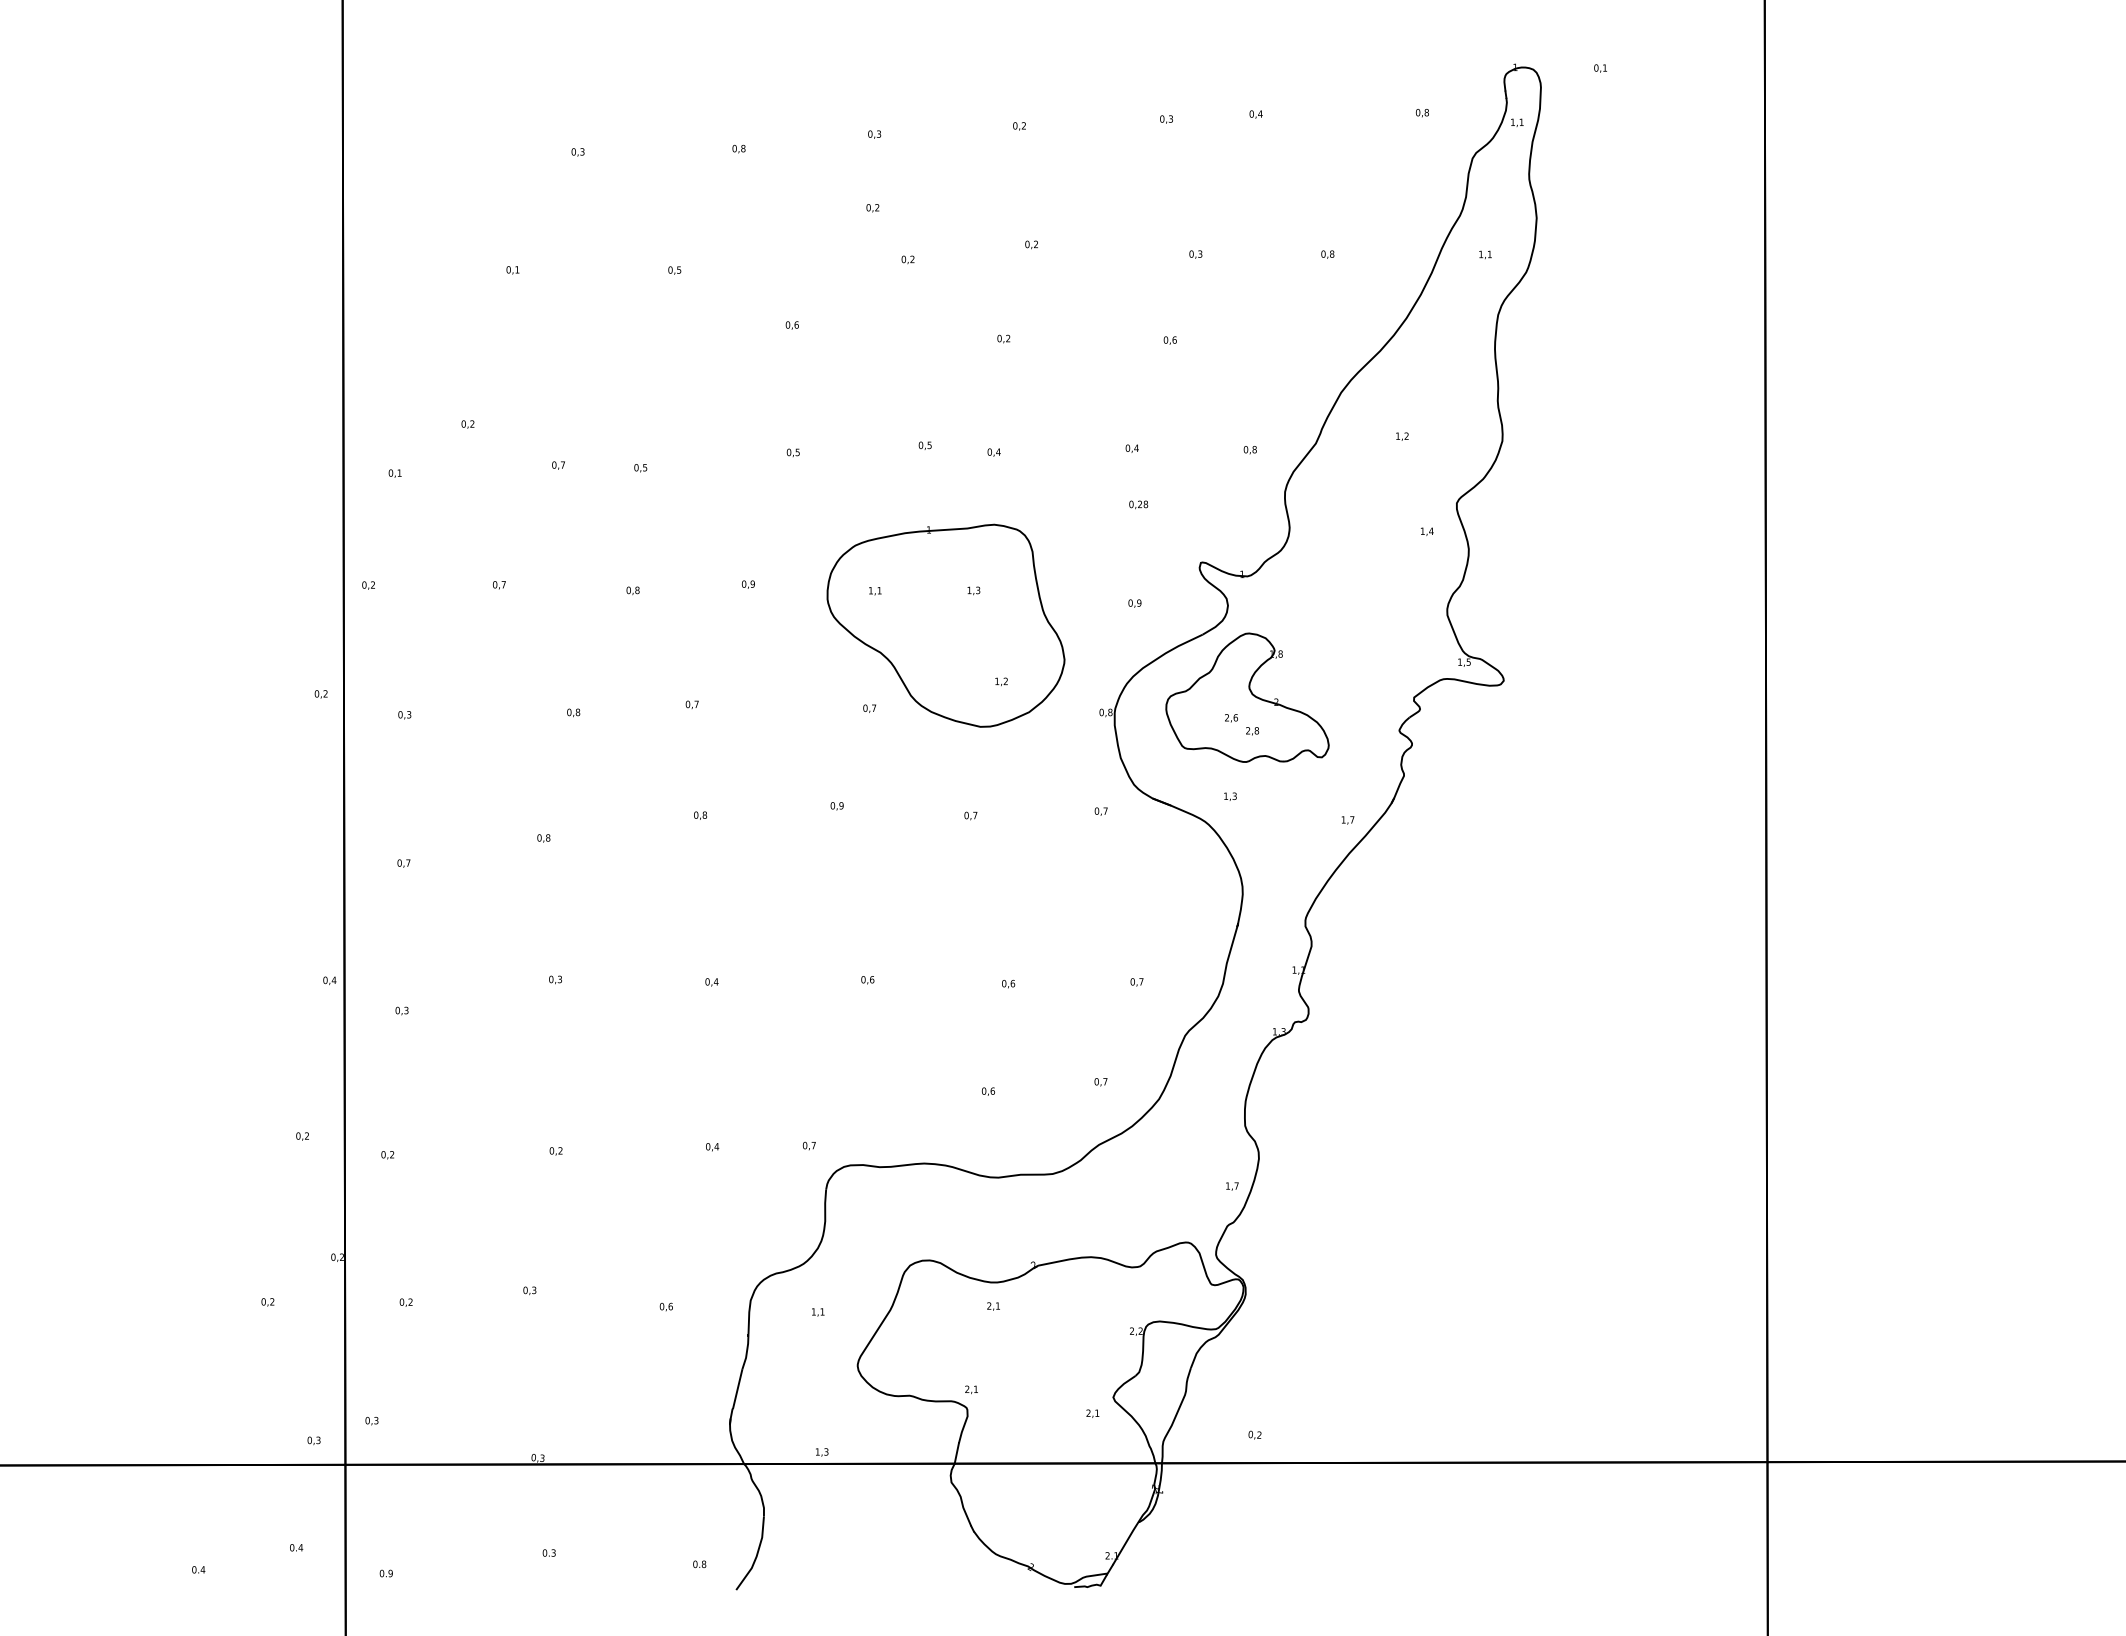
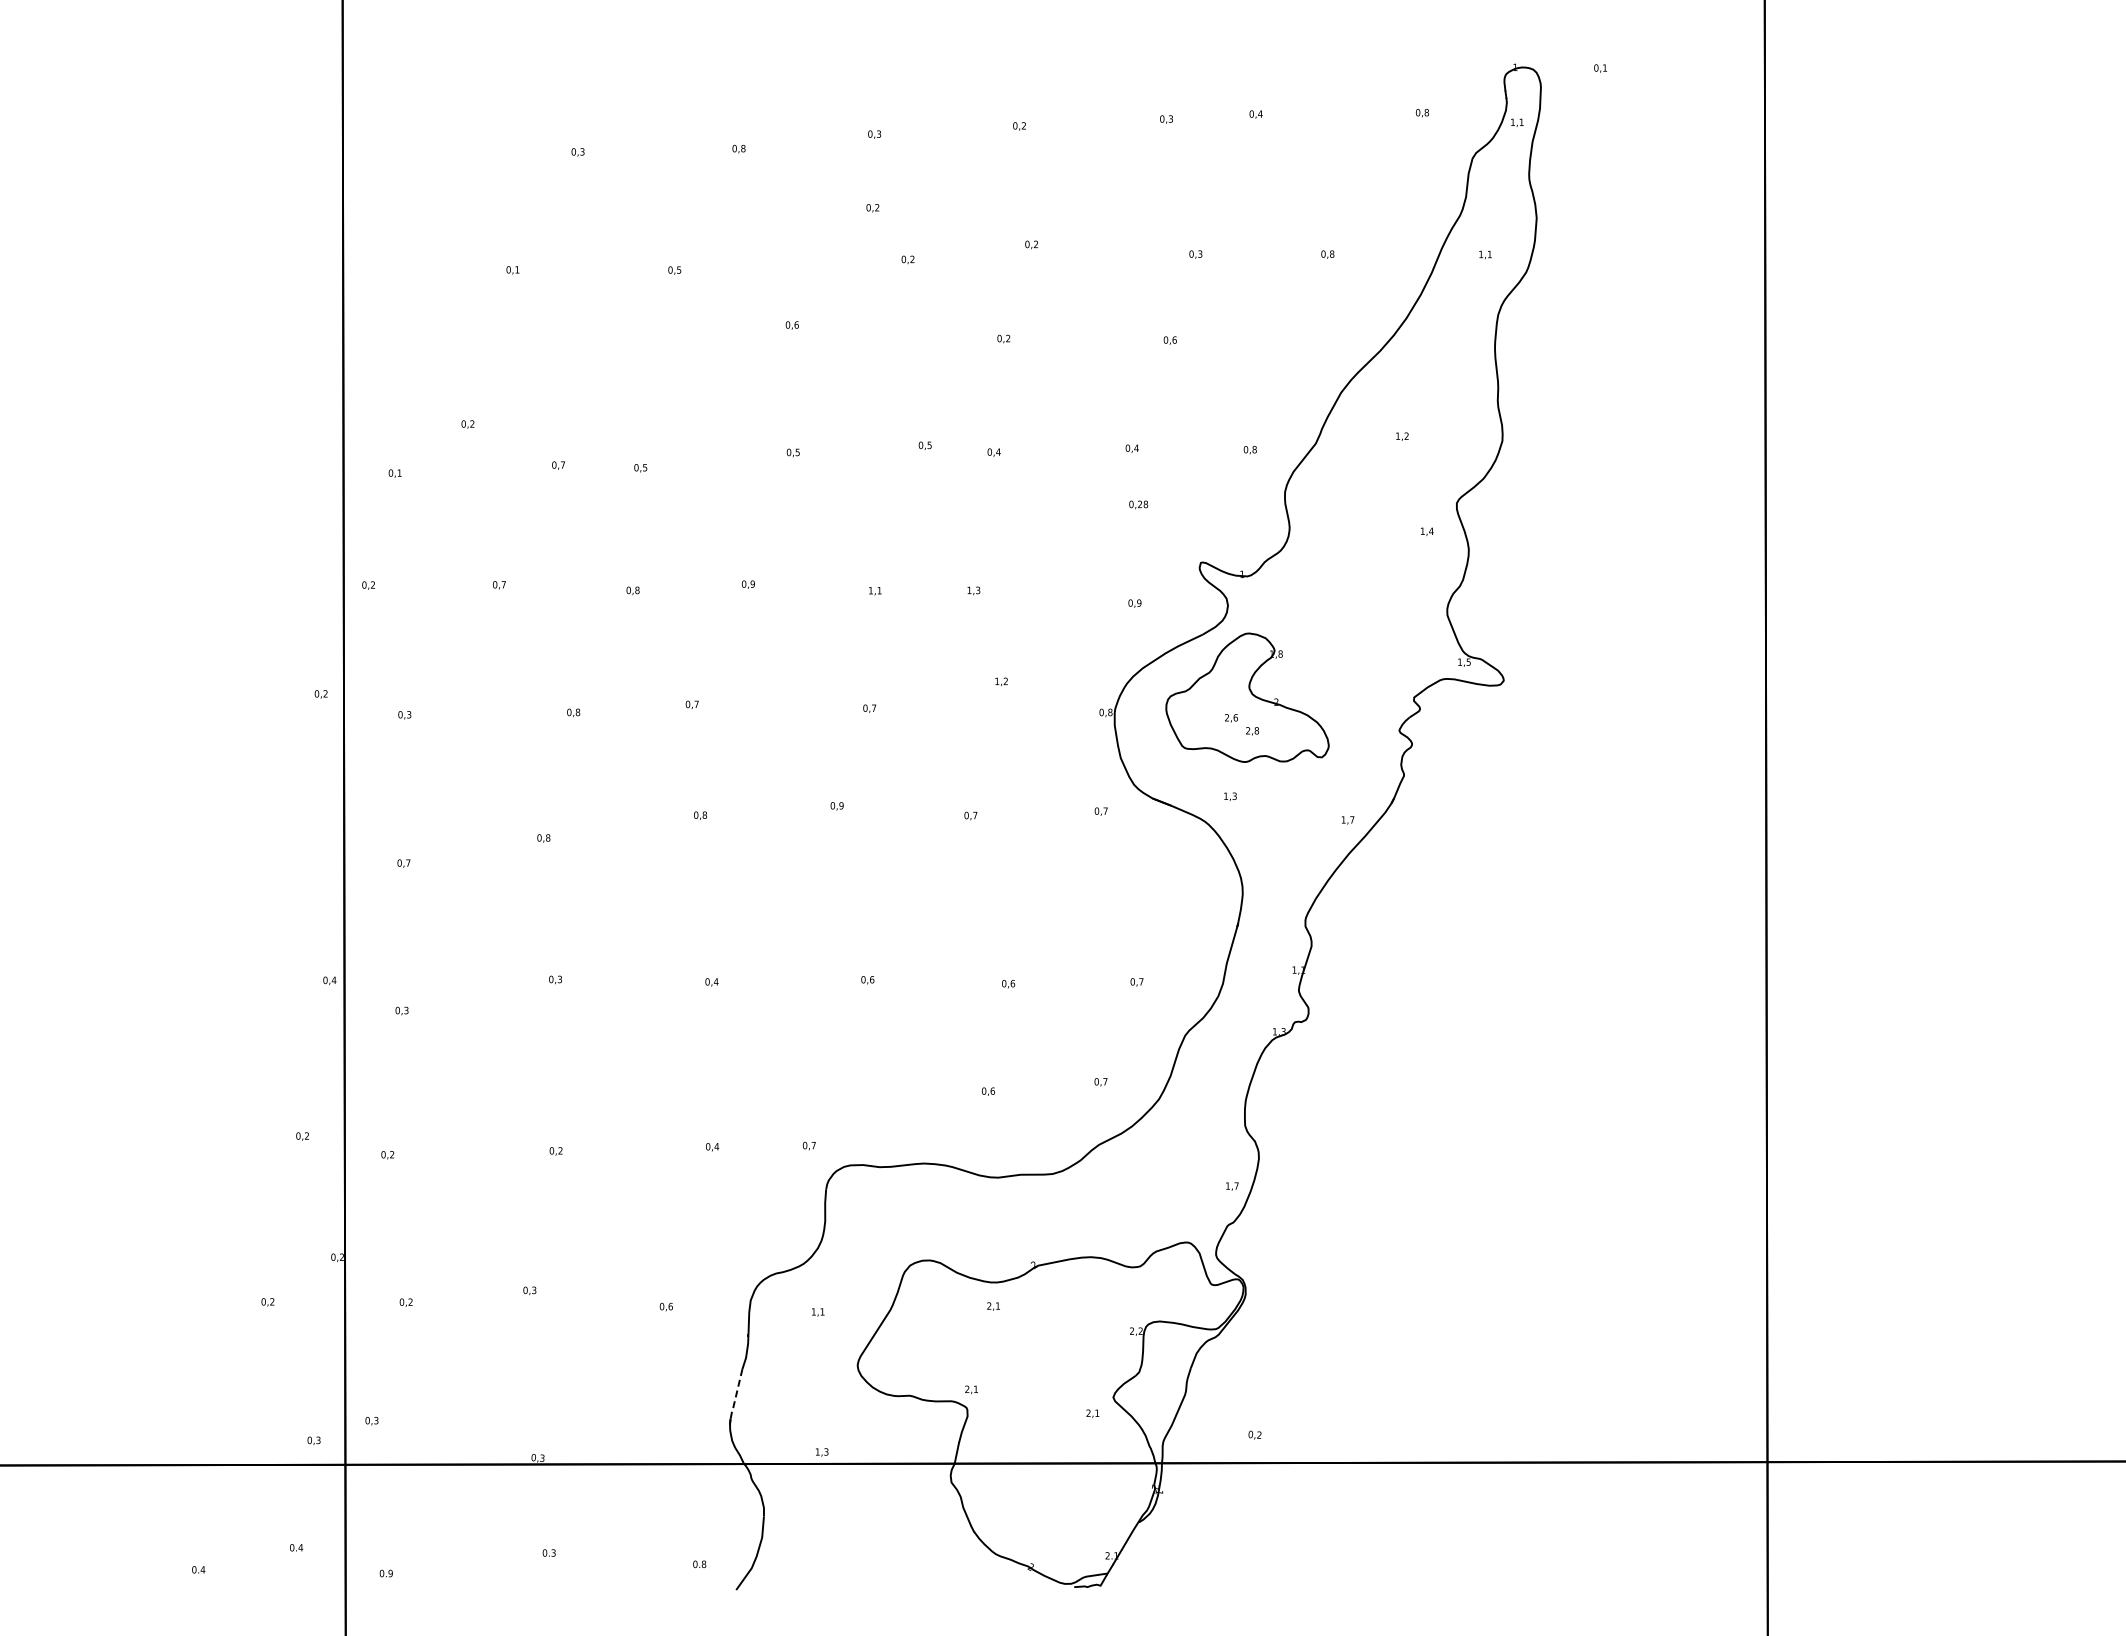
part: present -> none (945, 625)
line: solid -> dashed (736, 1396)
